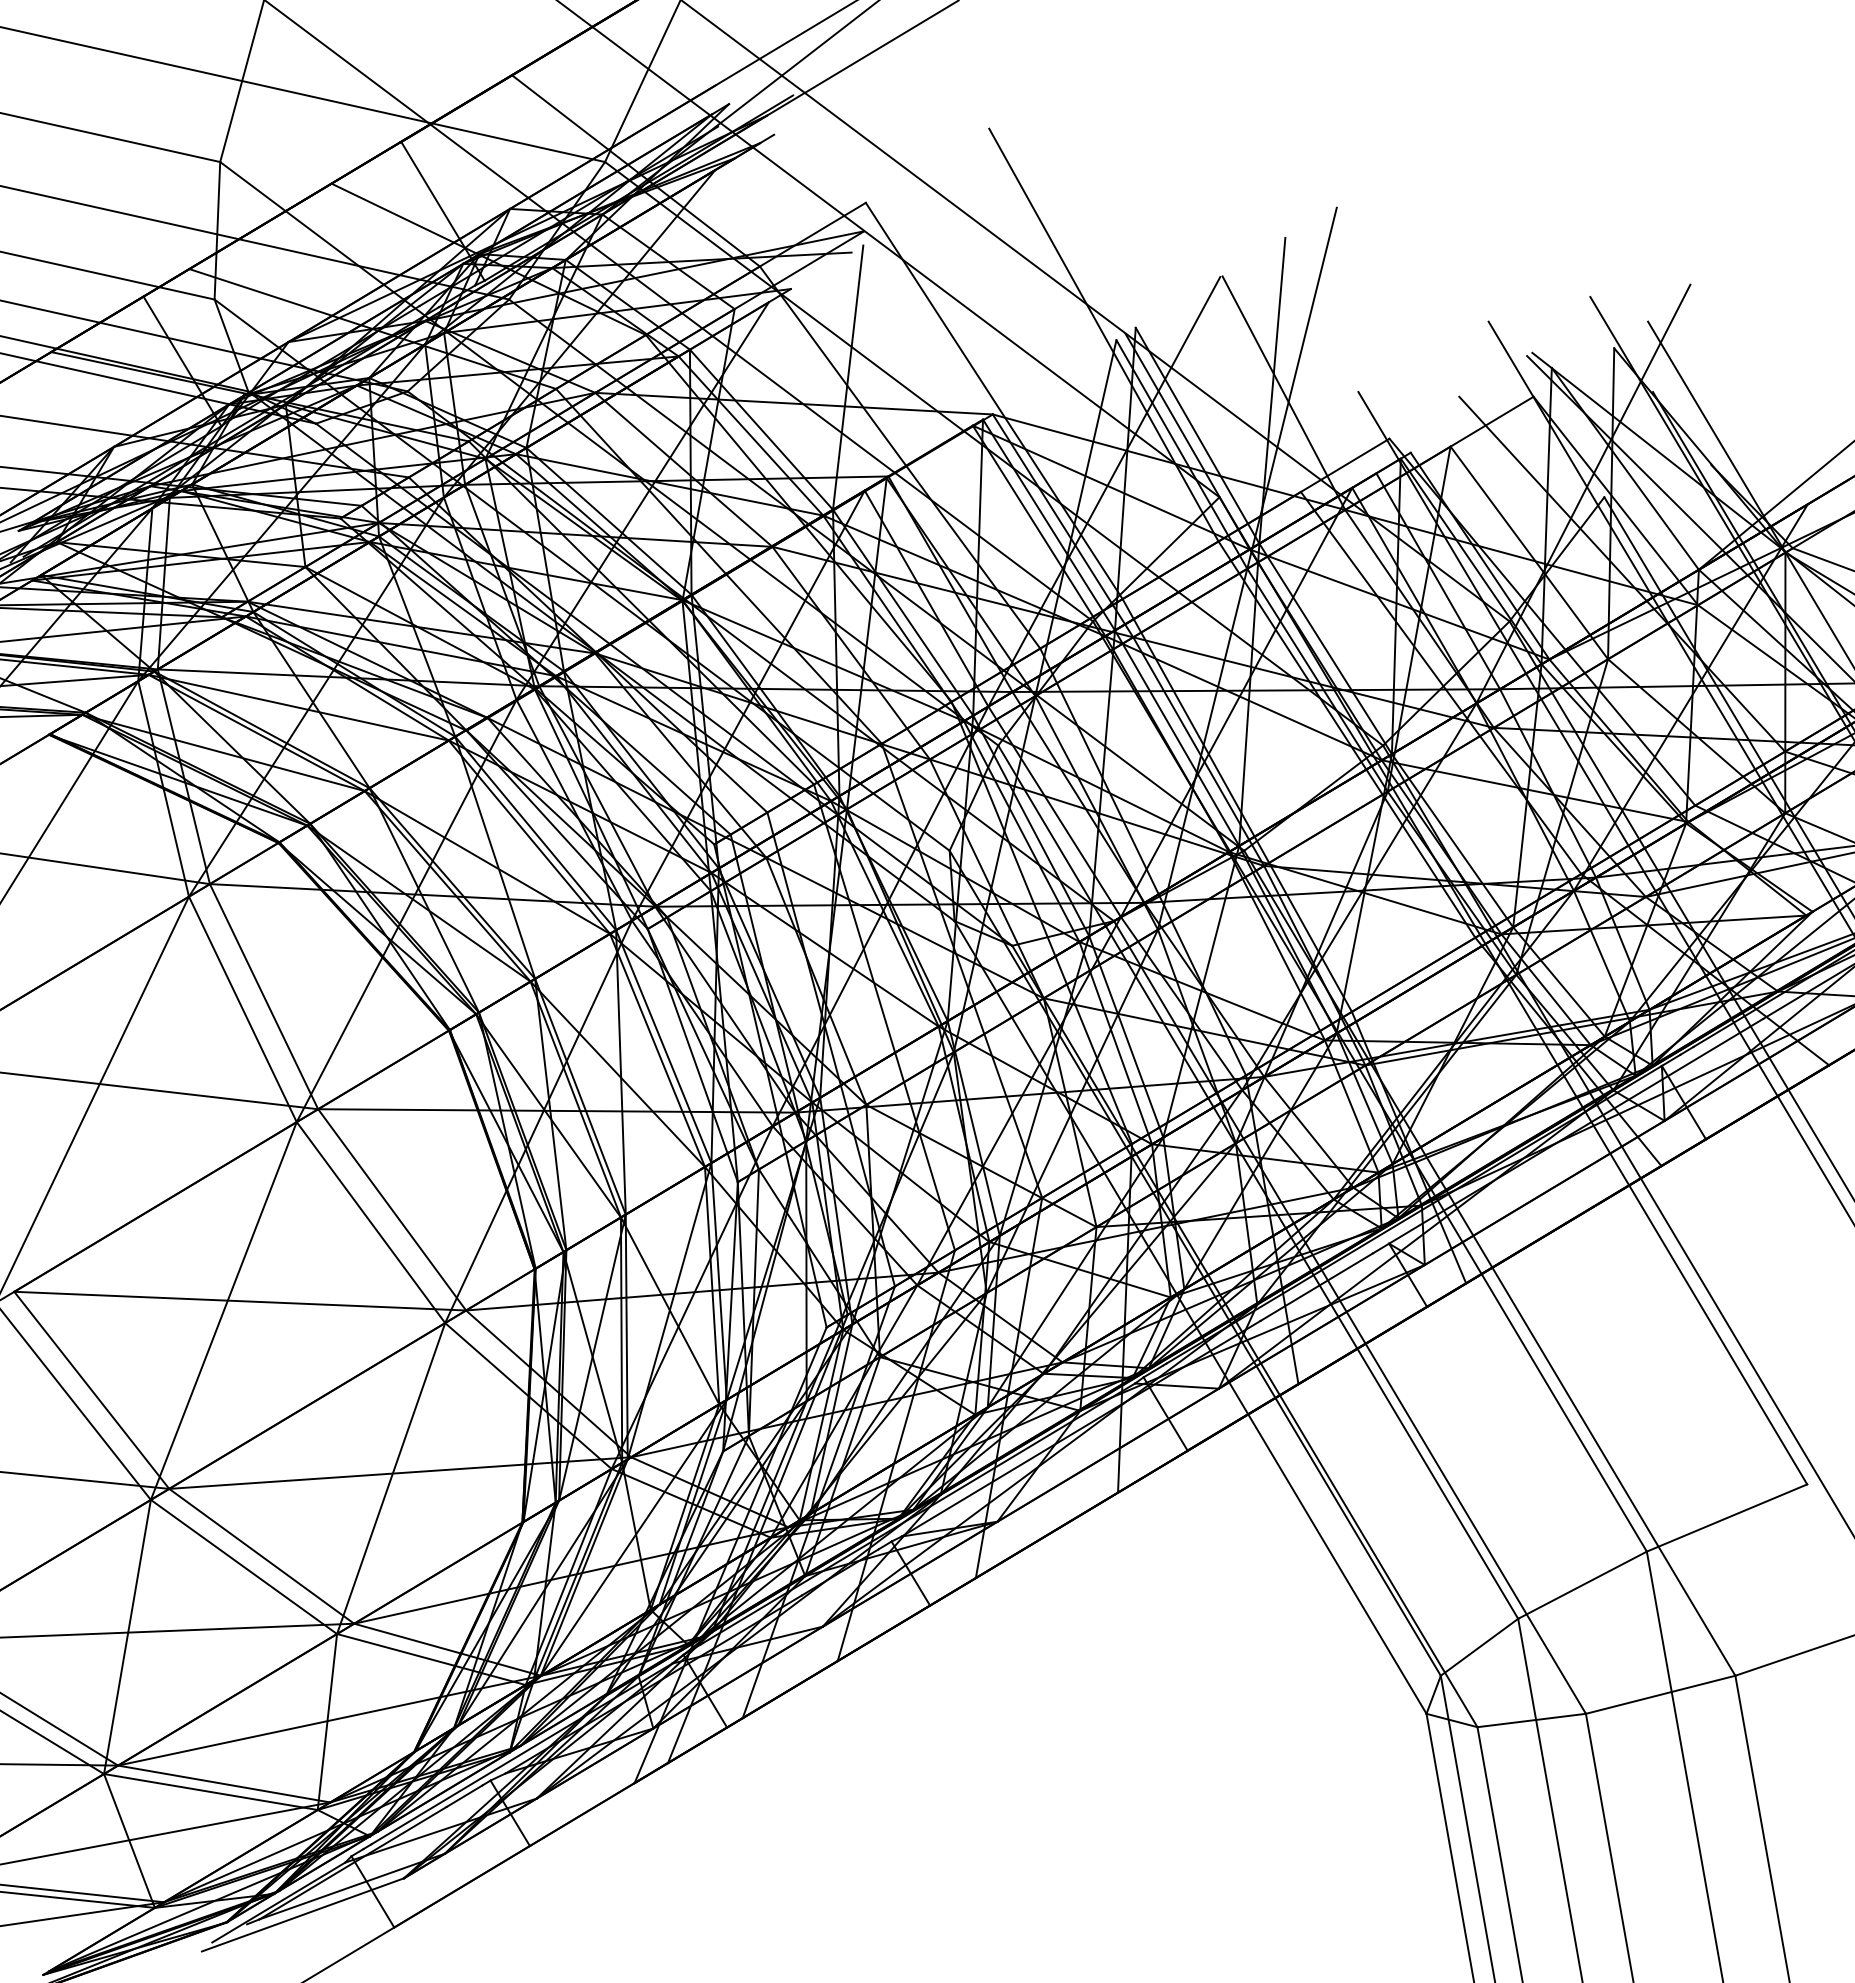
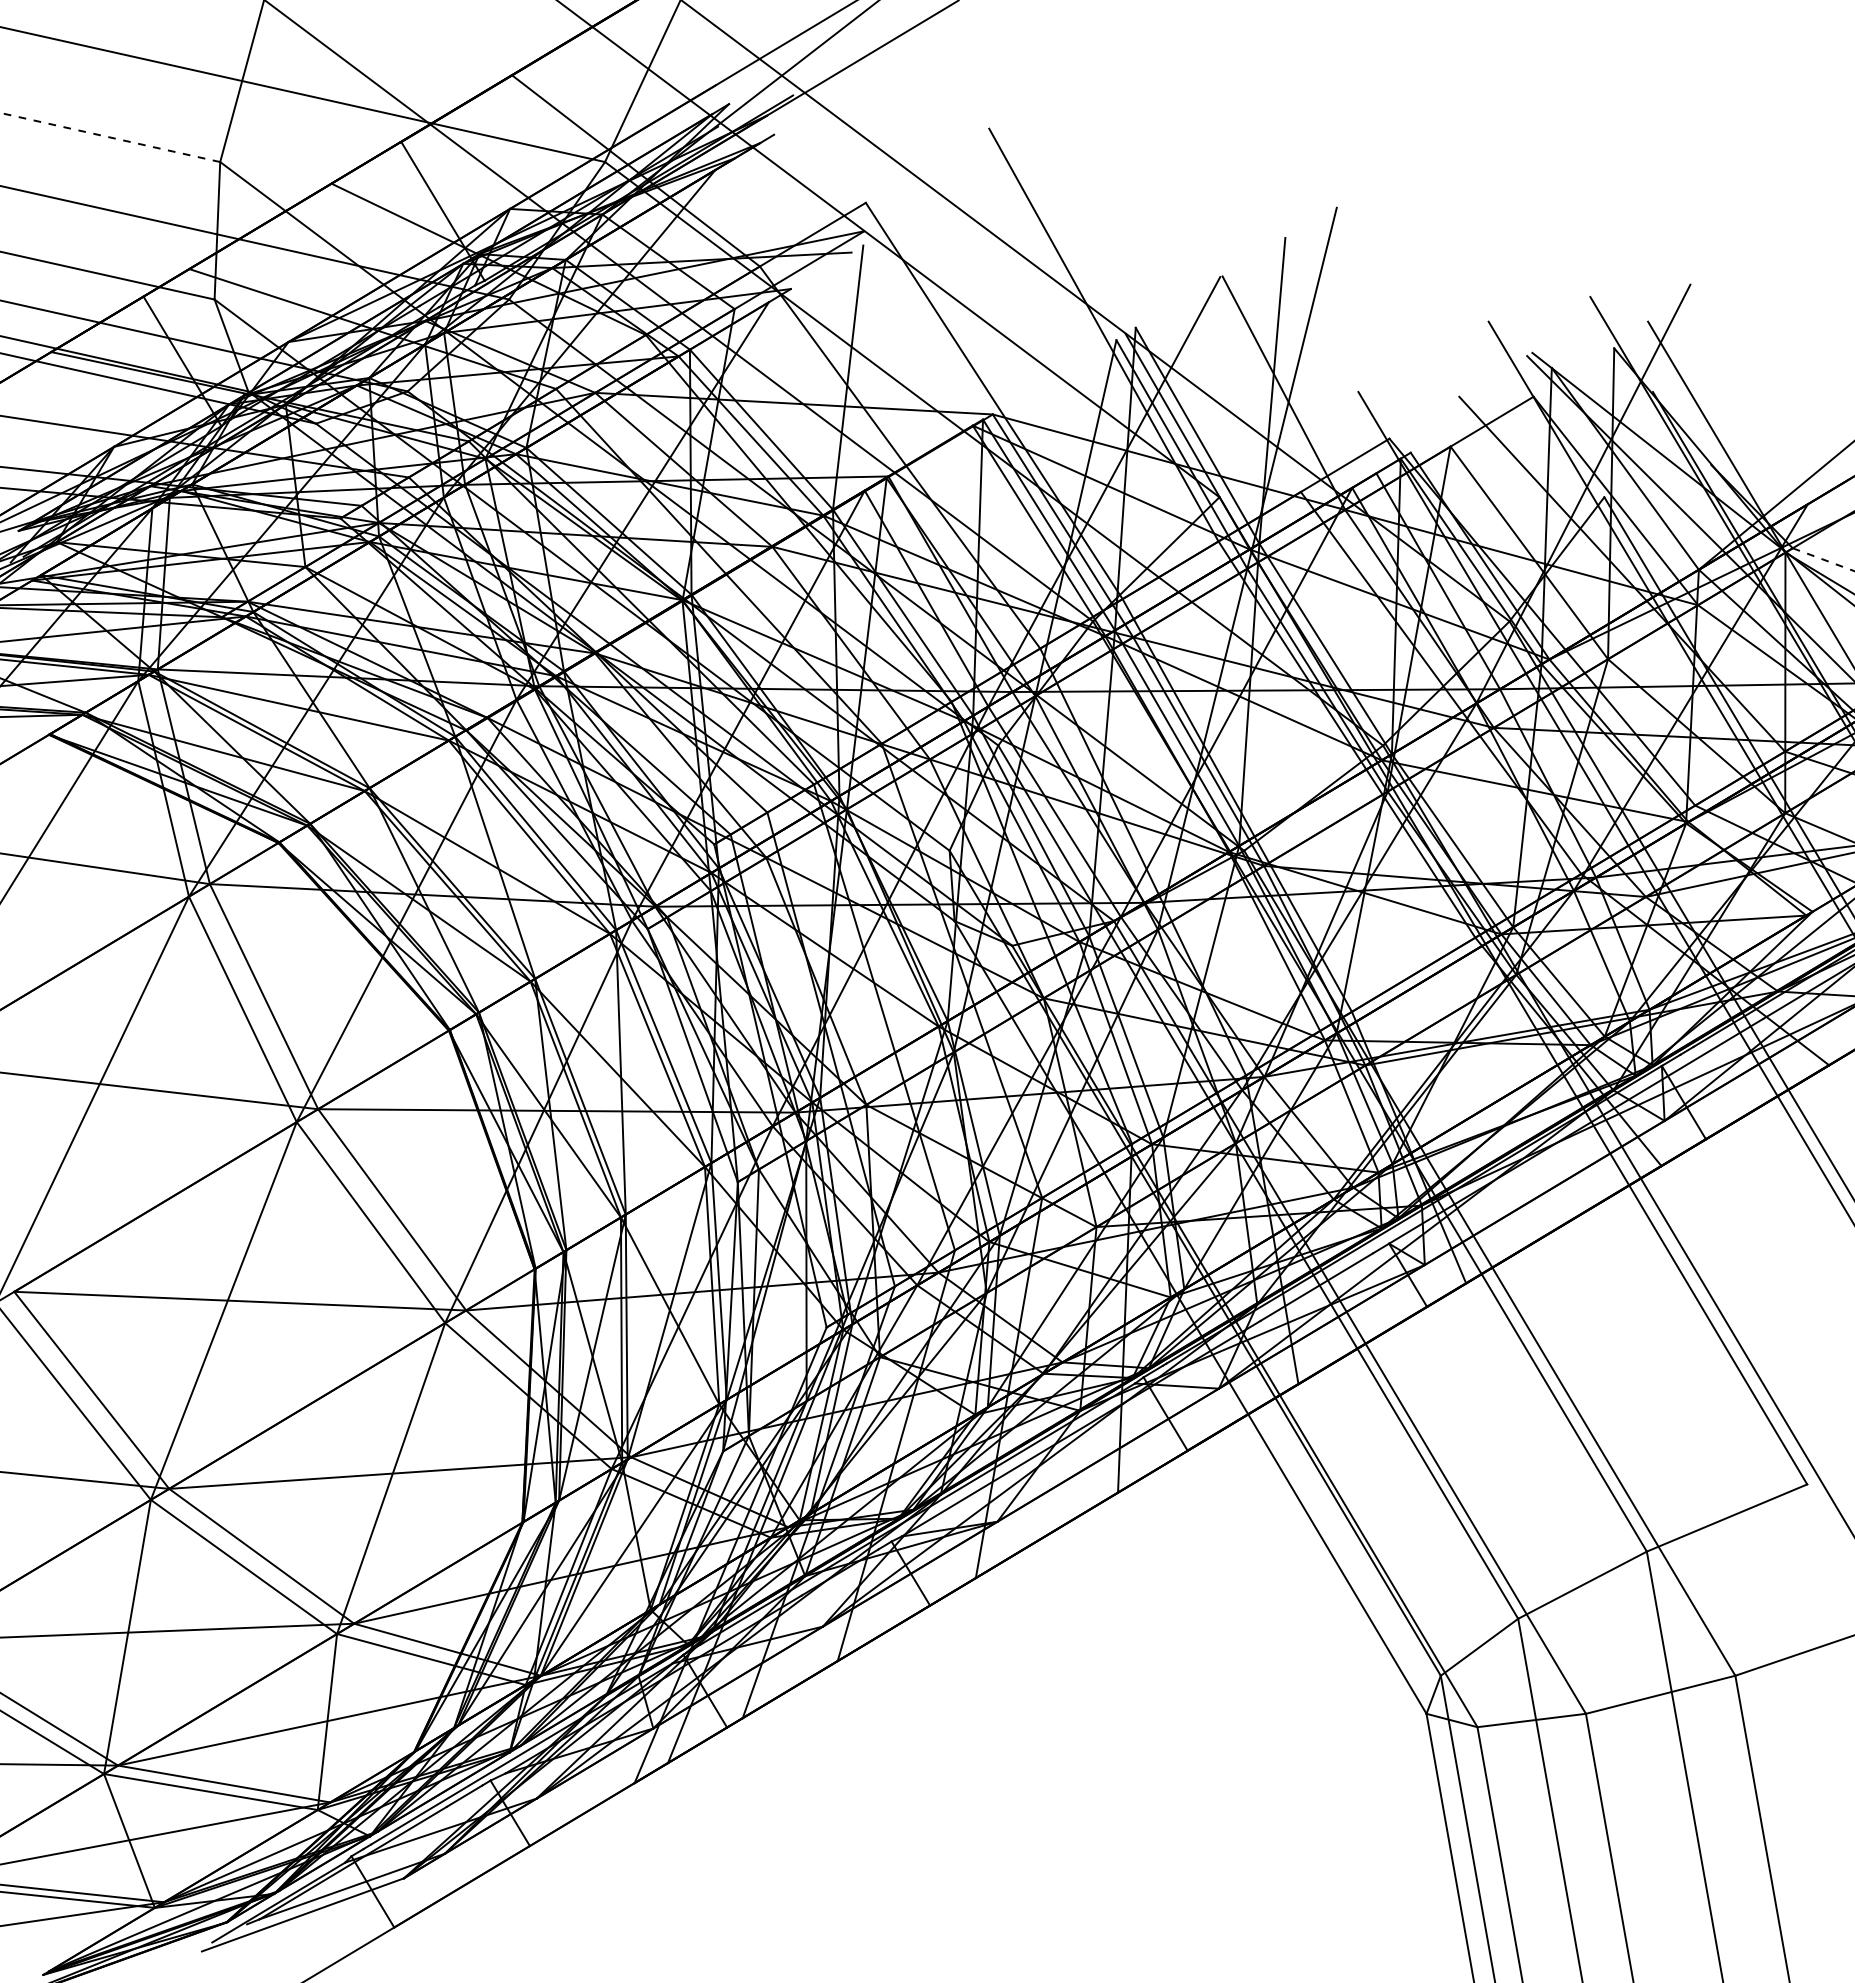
line: solid -> dashed (109, 137)
line: solid -> dashed (1823, 559)
